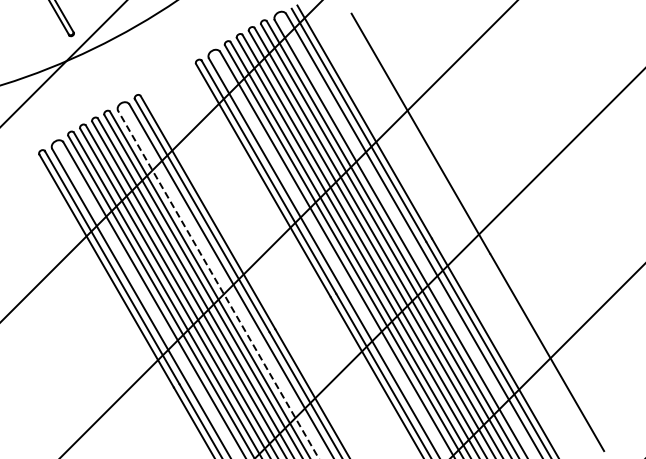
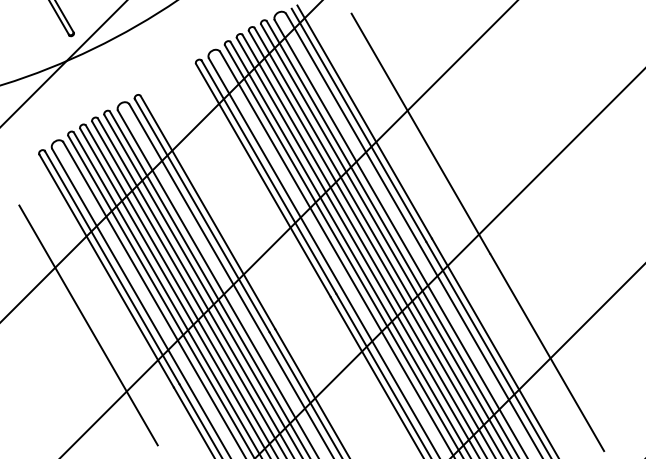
line: dashed -> solid (218, 284)
line: none -> present (88, 325)
